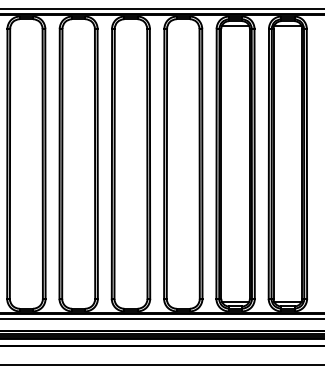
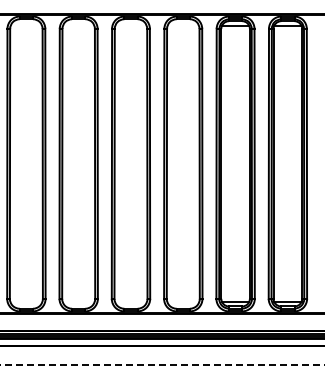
line: present -> none (161, 8)
line: present -> none (161, 318)
line: solid -> dashed (162, 365)
